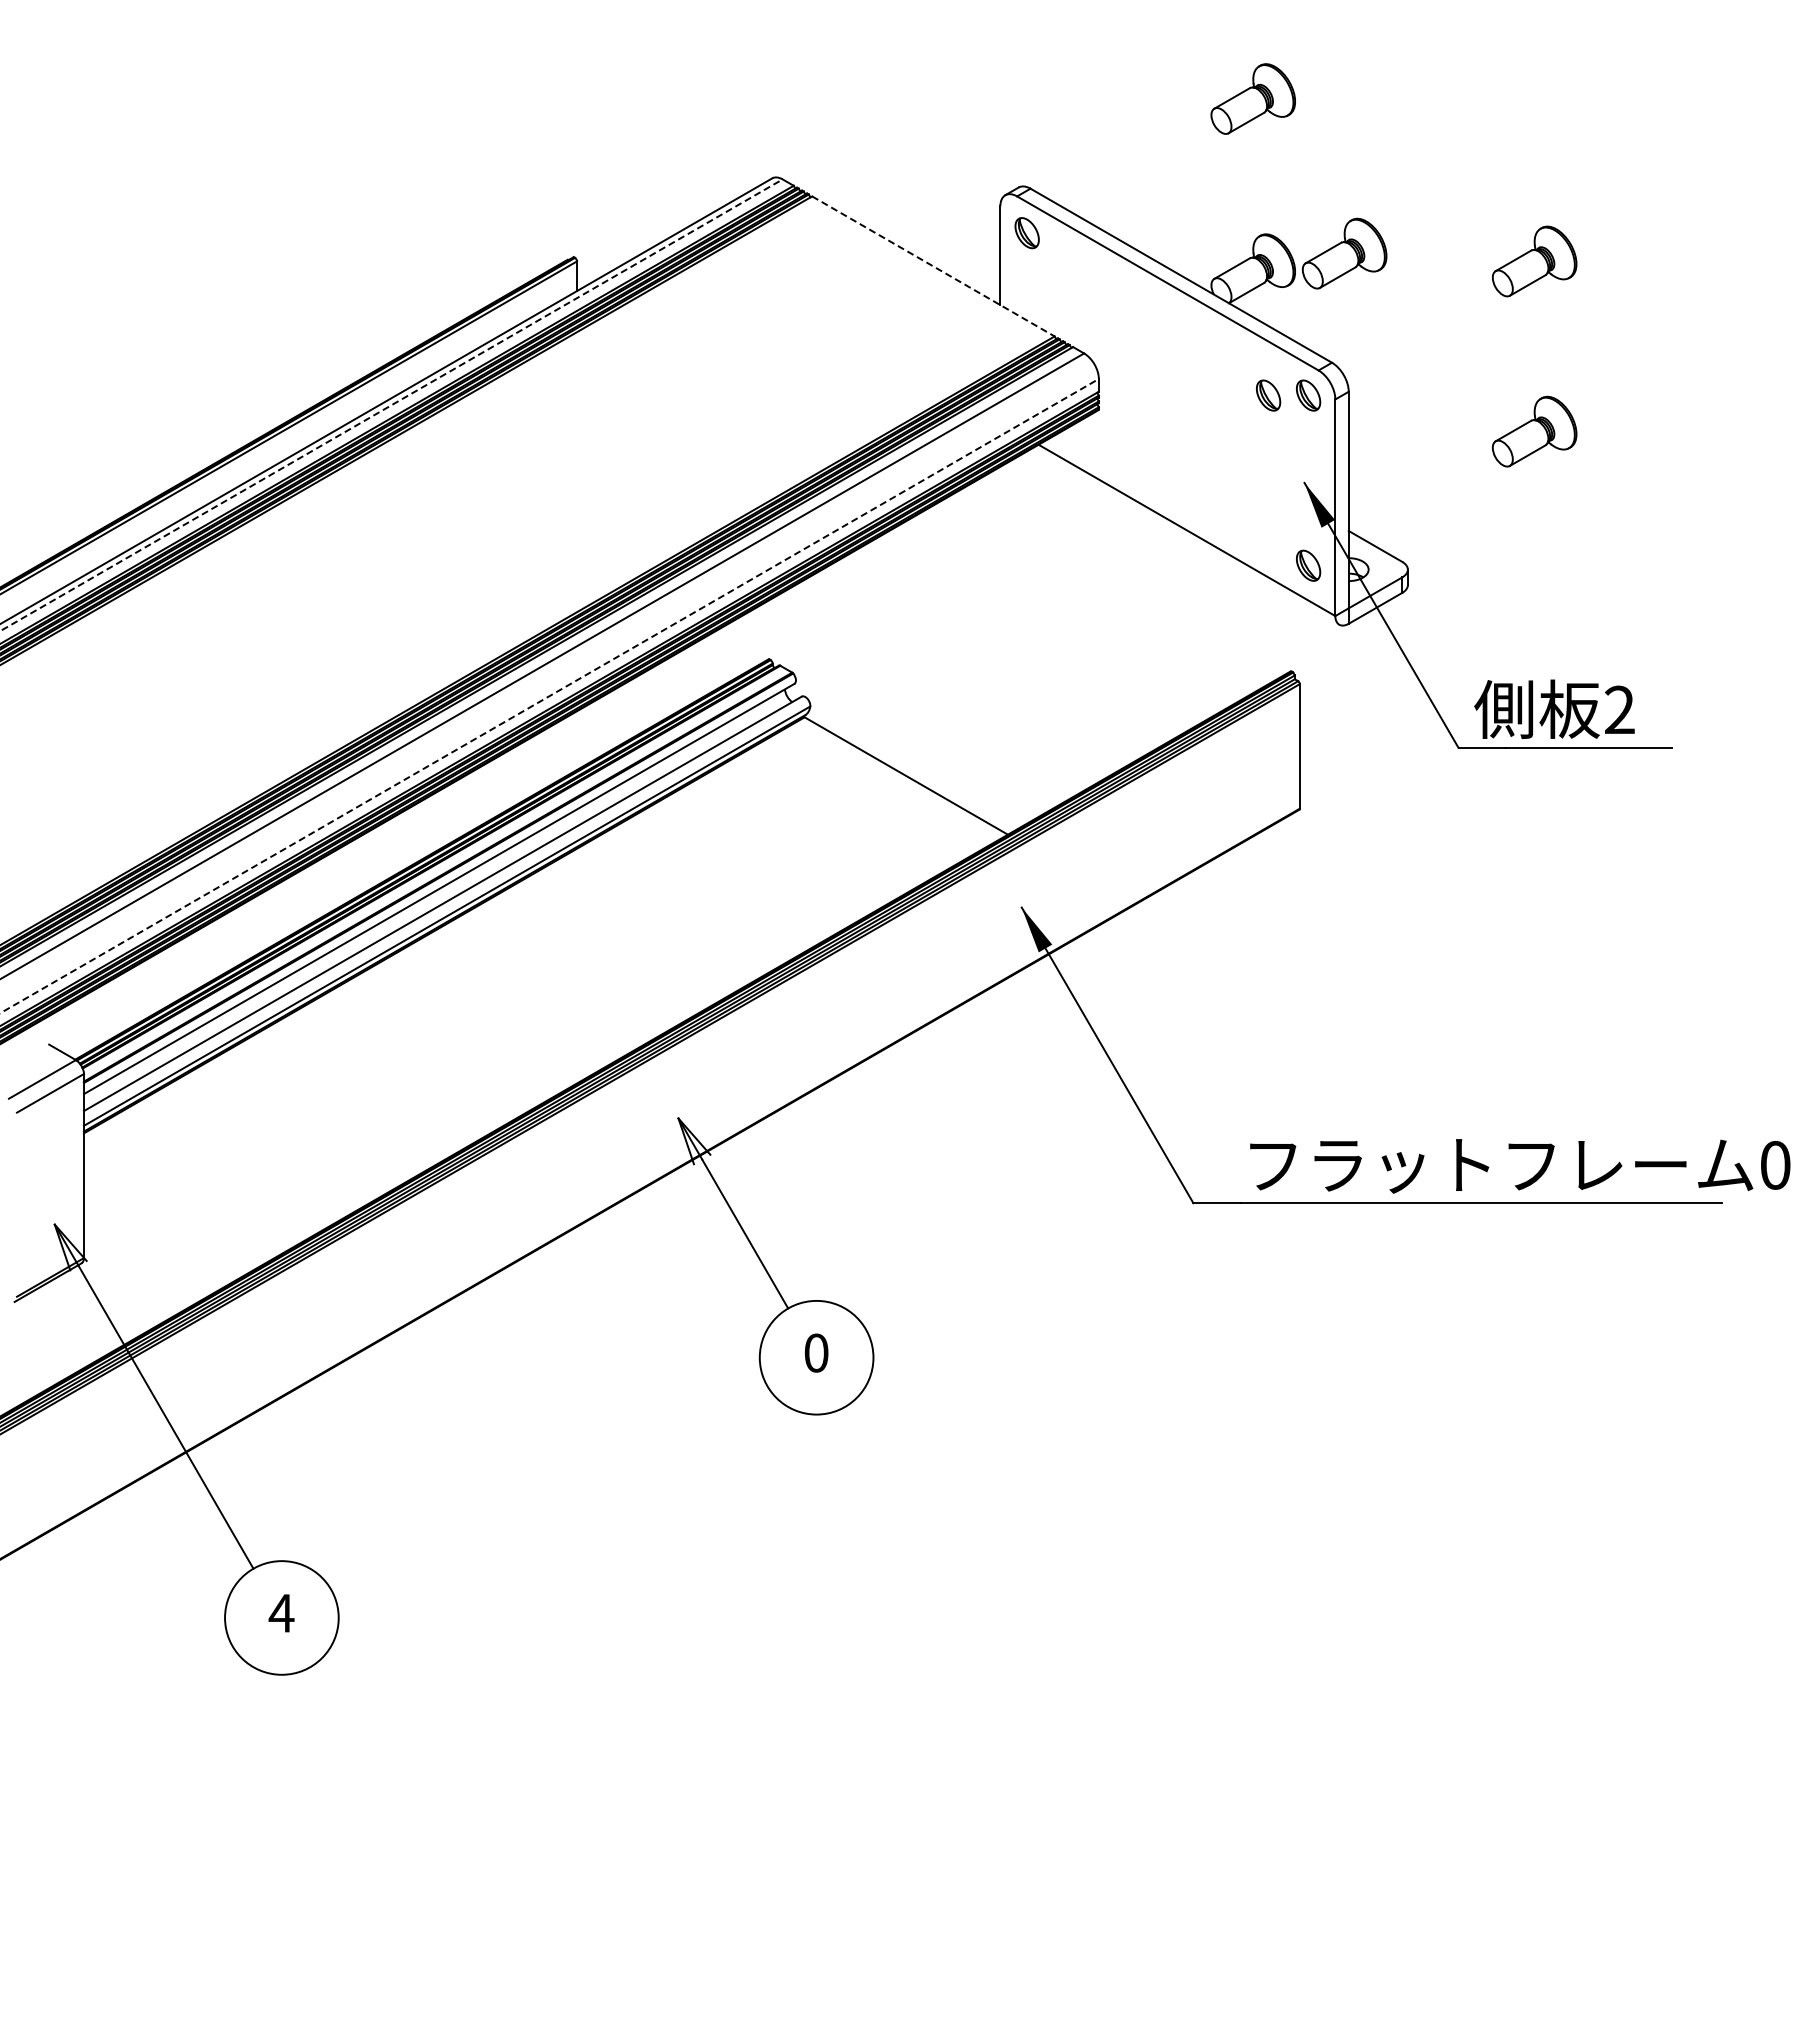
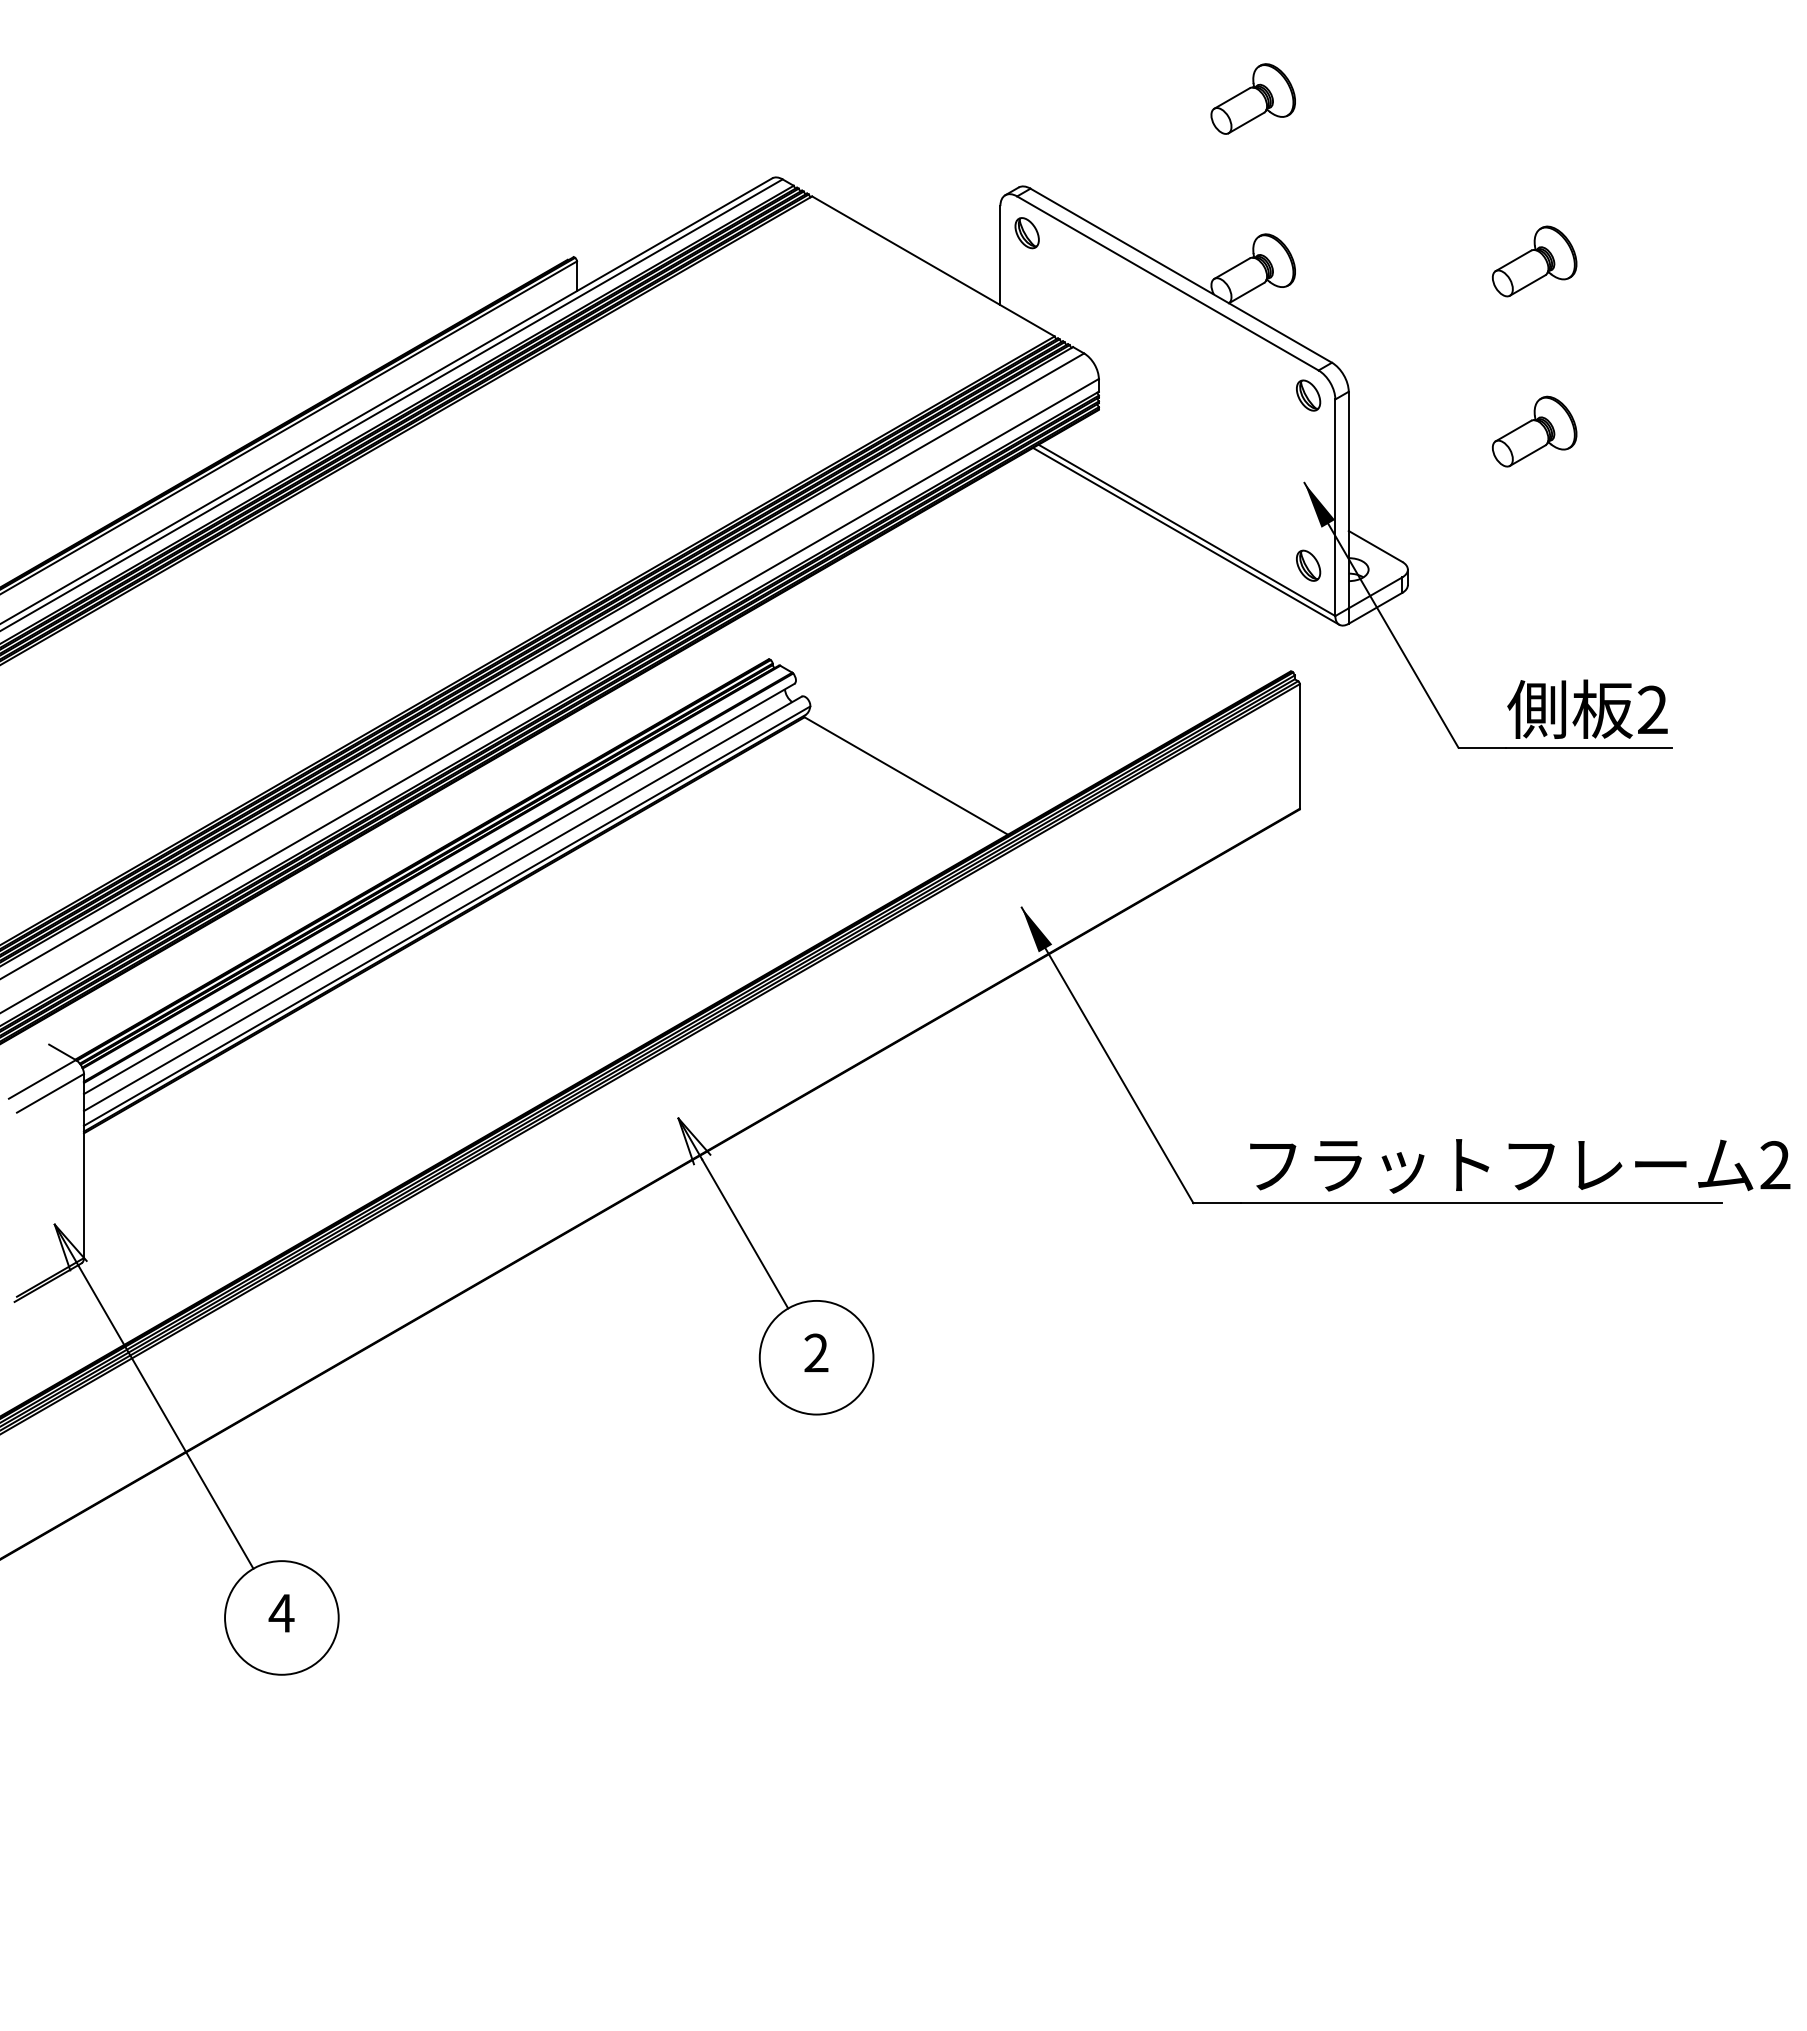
part: present -> none (1344, 253)
line: dashed -> solid (933, 266)
part: present -> none (1268, 395)
line: dashed -> solid (392, 404)
line: none -> present (1186, 535)
line: dashed -> solid (549, 695)
text position: (1554, 708) -> (1587, 708) (1587, 708)
text: 0 -> 2 (1775, 1165)
text: 0 -> 2 (816, 1352)
